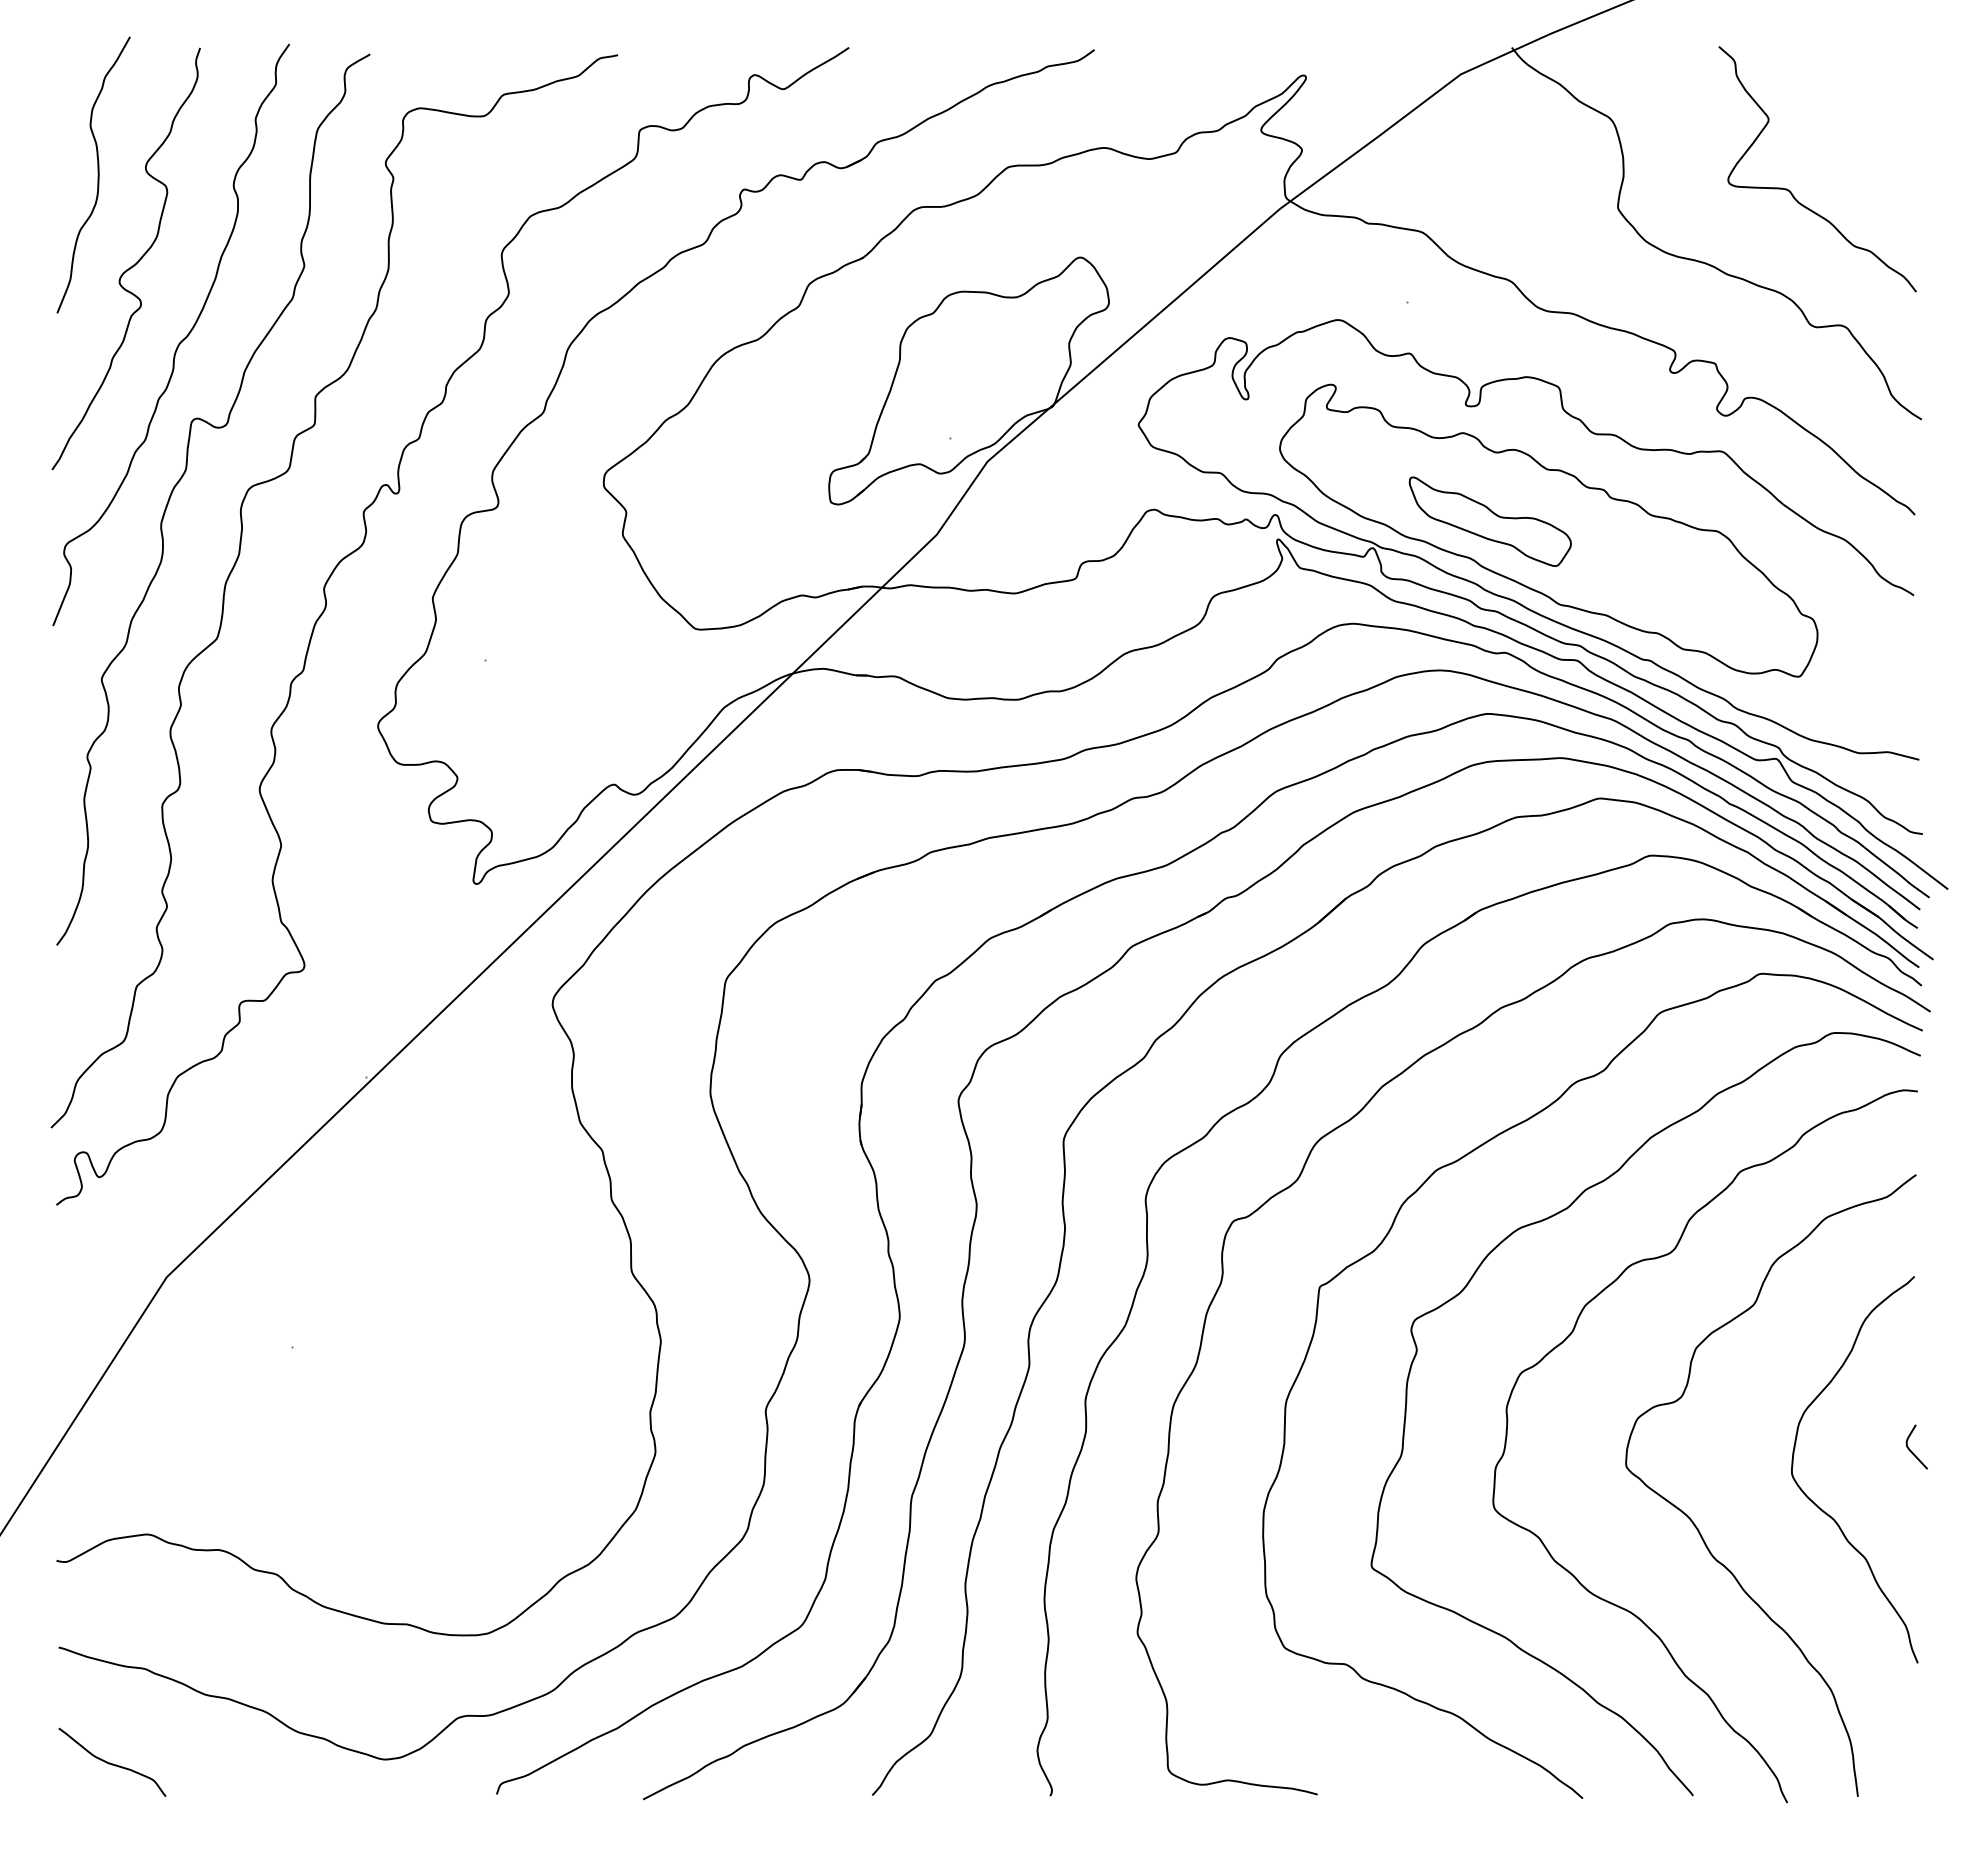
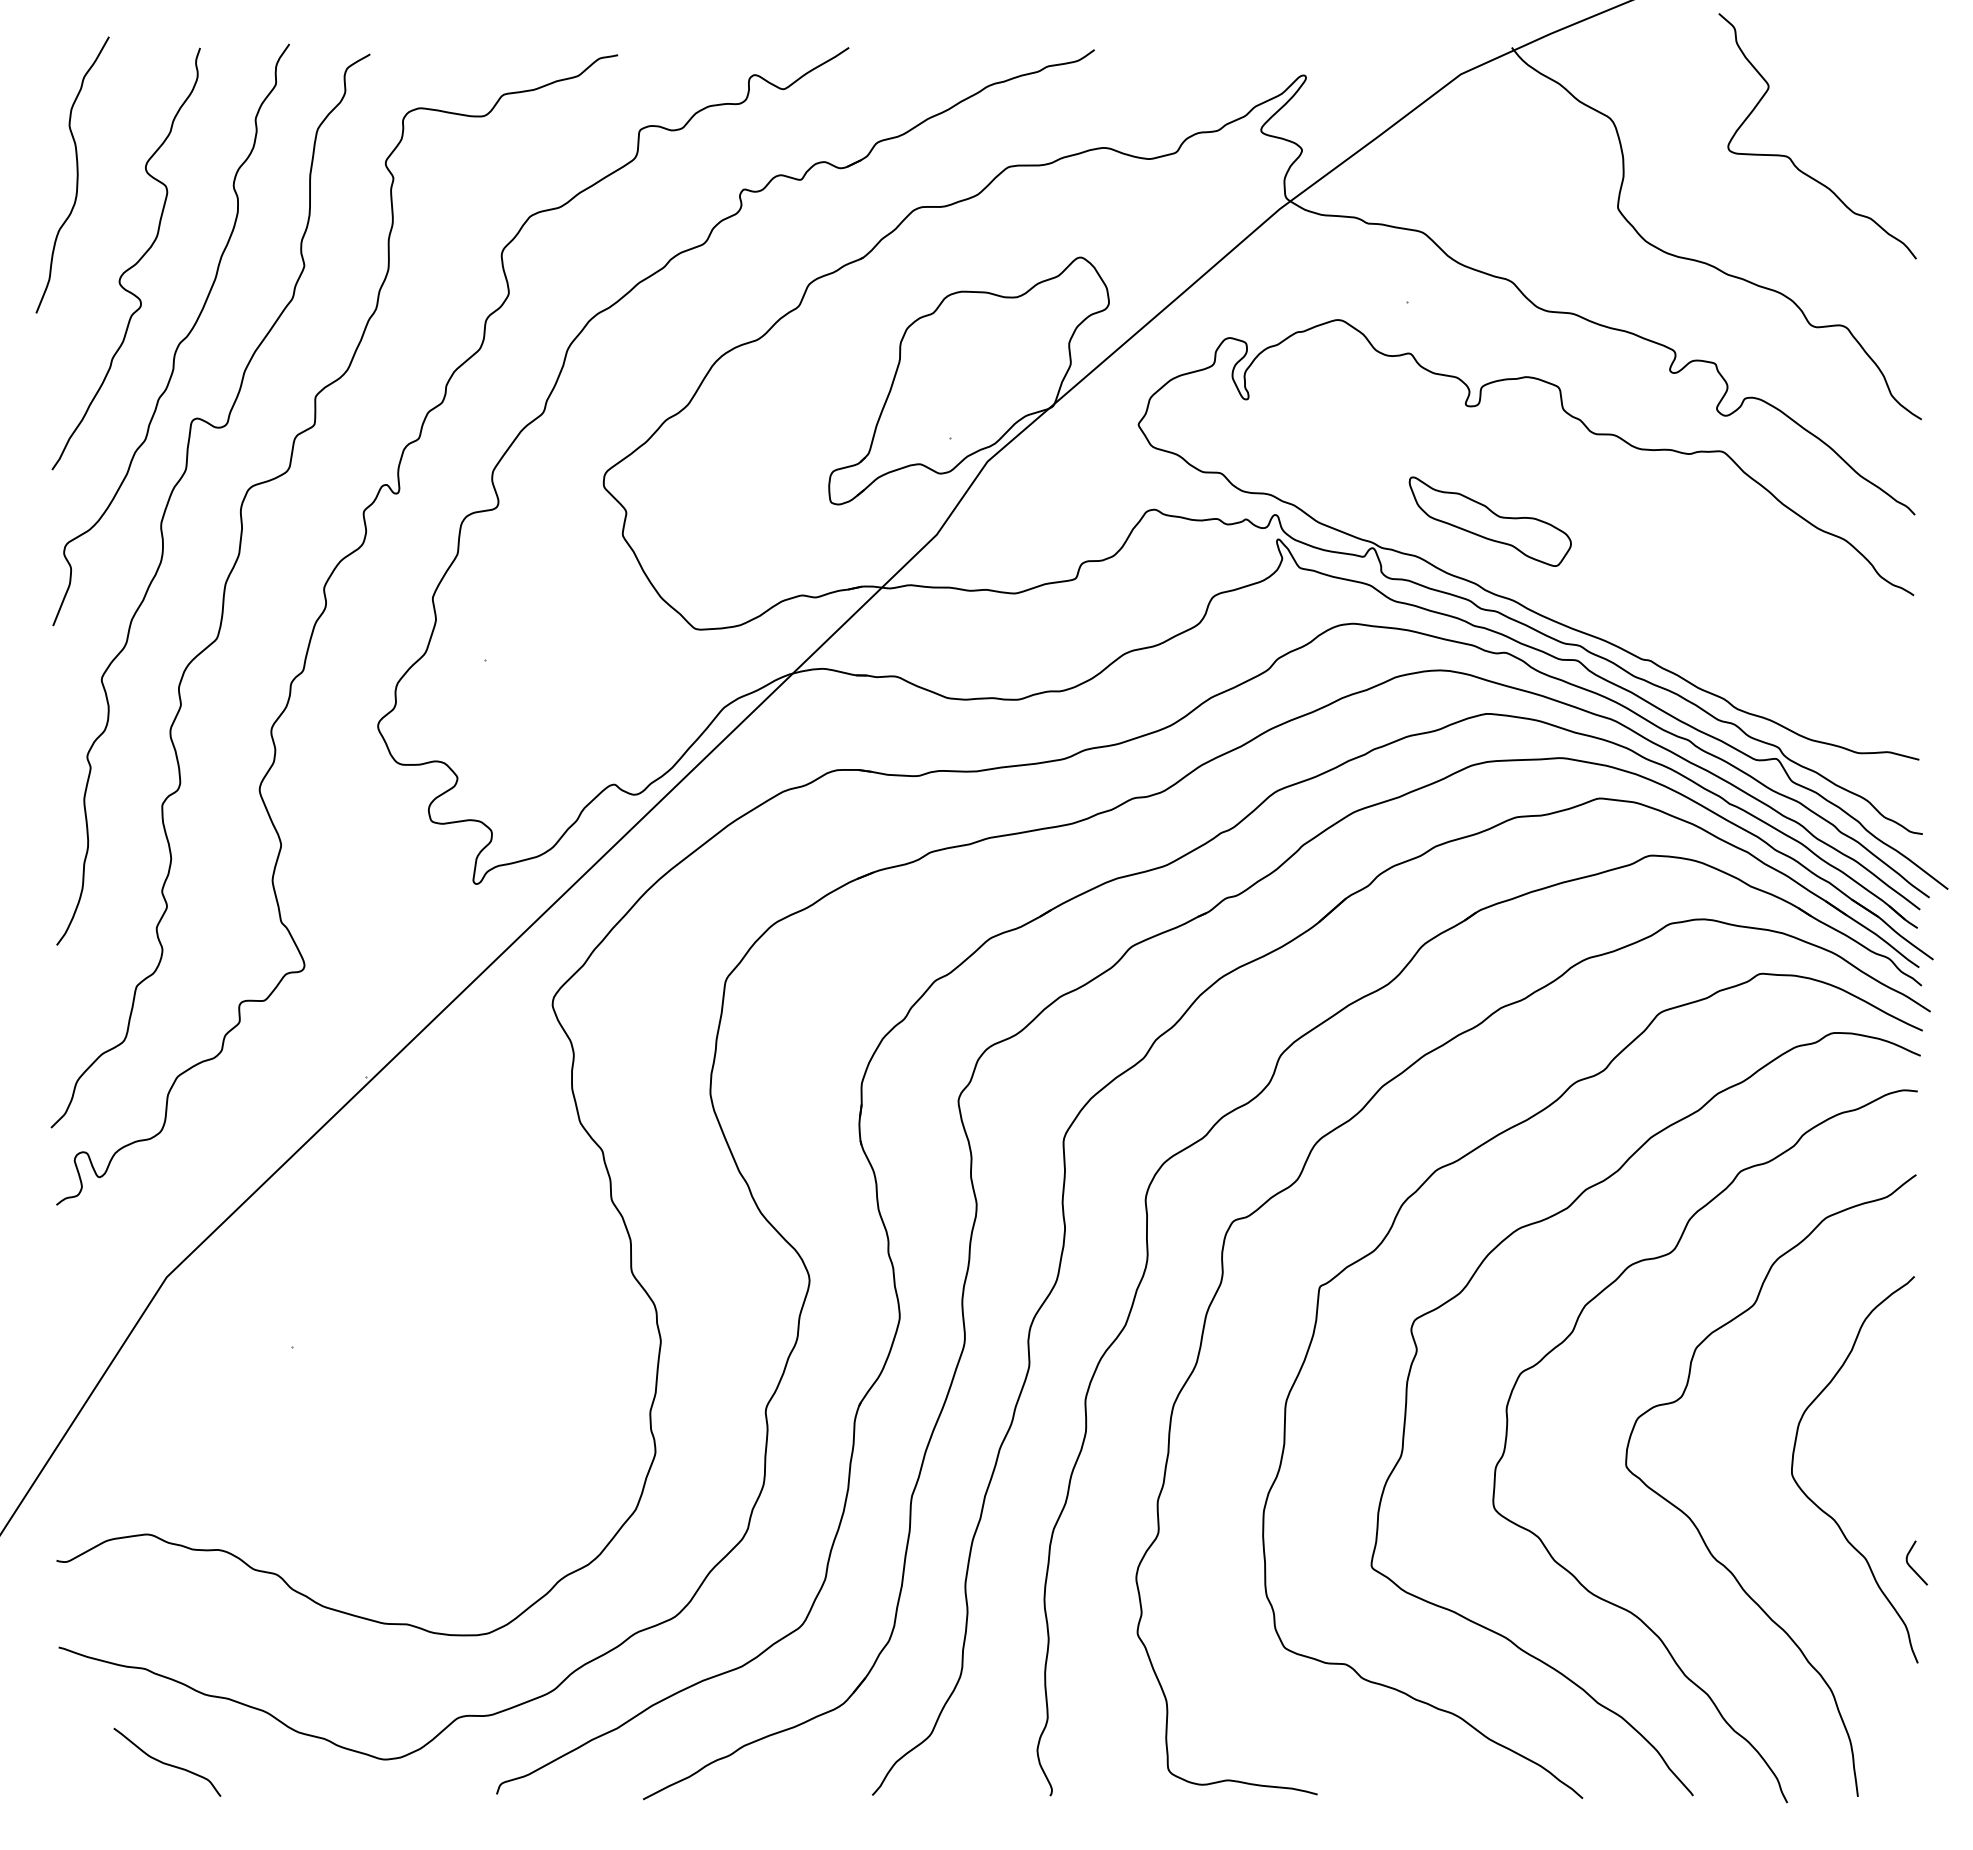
curve position: (97, 174) -> (76, 174) (76, 174)
curve position: (1791, 191) -> (1791, 158) (1791, 158)
part: present -> none (1548, 530)
curve position: (1911, 1450) -> (1911, 1566) (1911, 1566)
curve position: (112, 1763) -> (167, 1763) (167, 1763)
